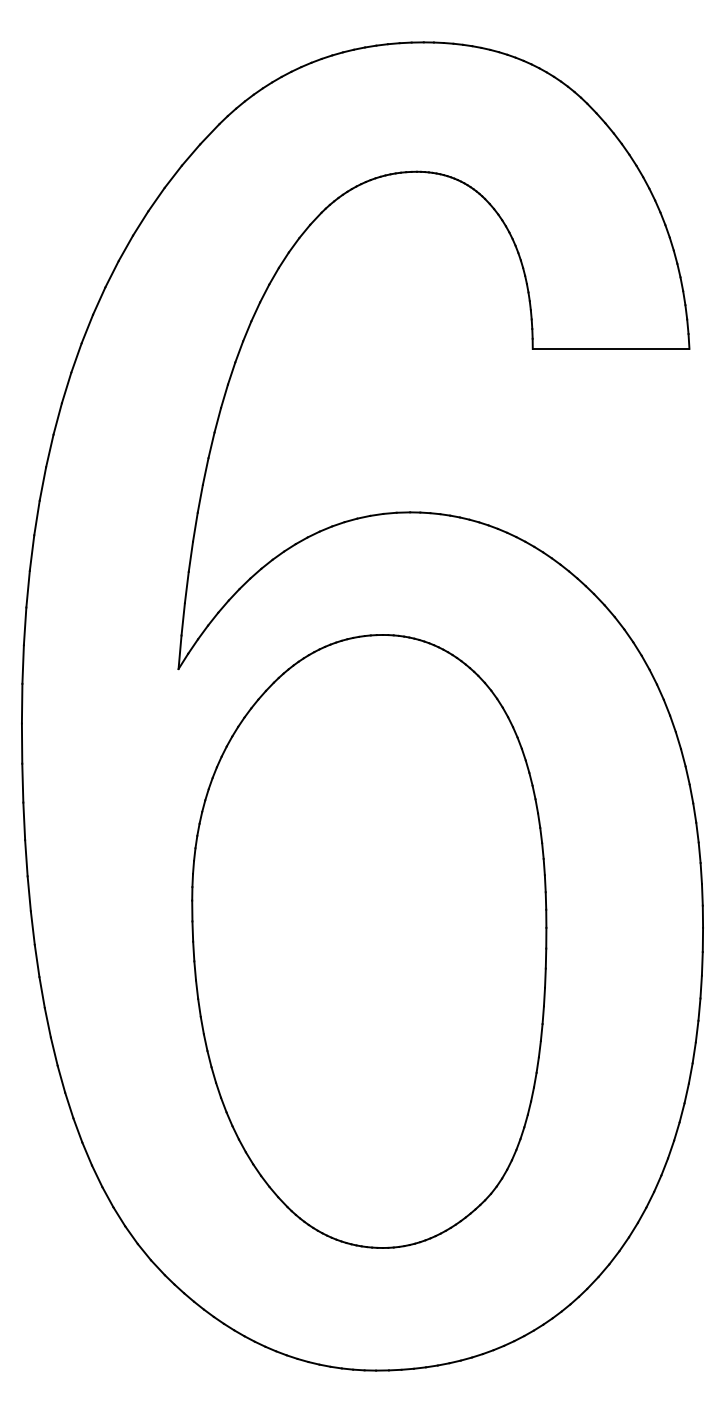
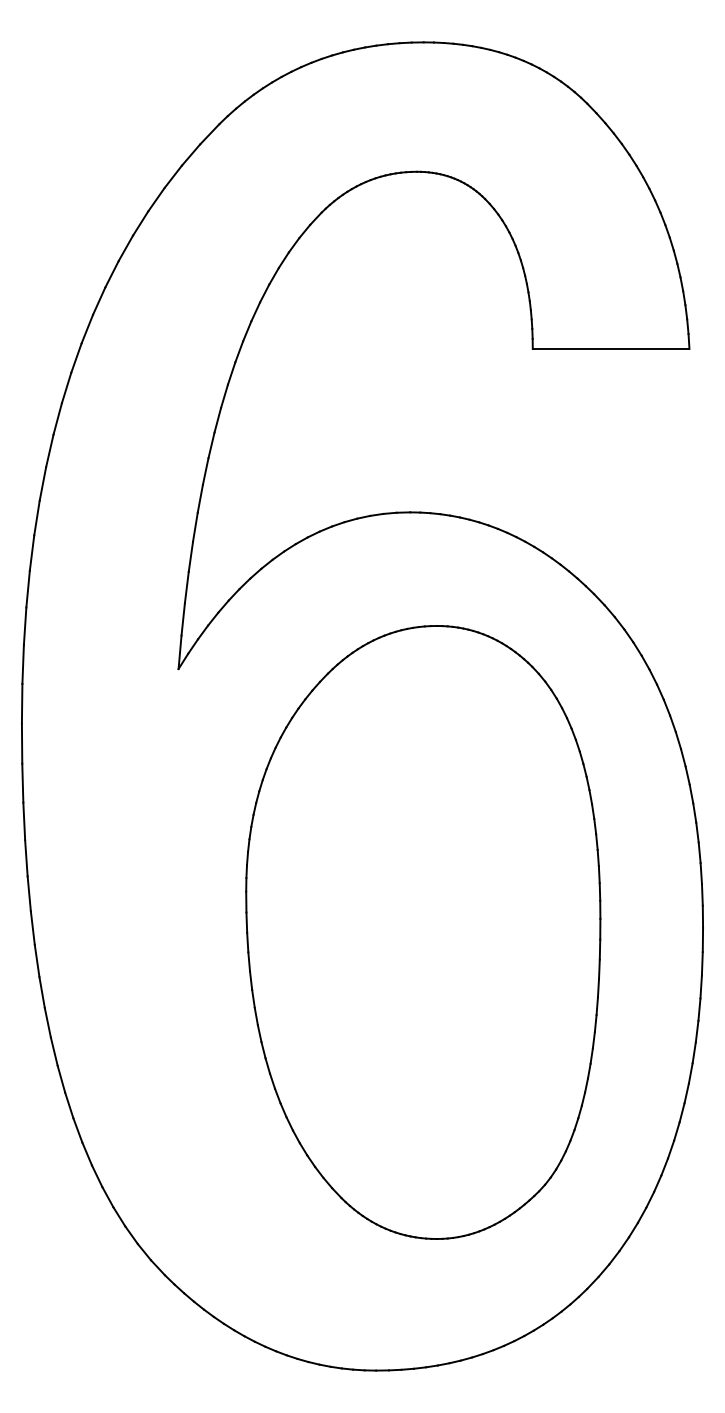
part position: (369, 941) -> (423, 932) (423, 932)
